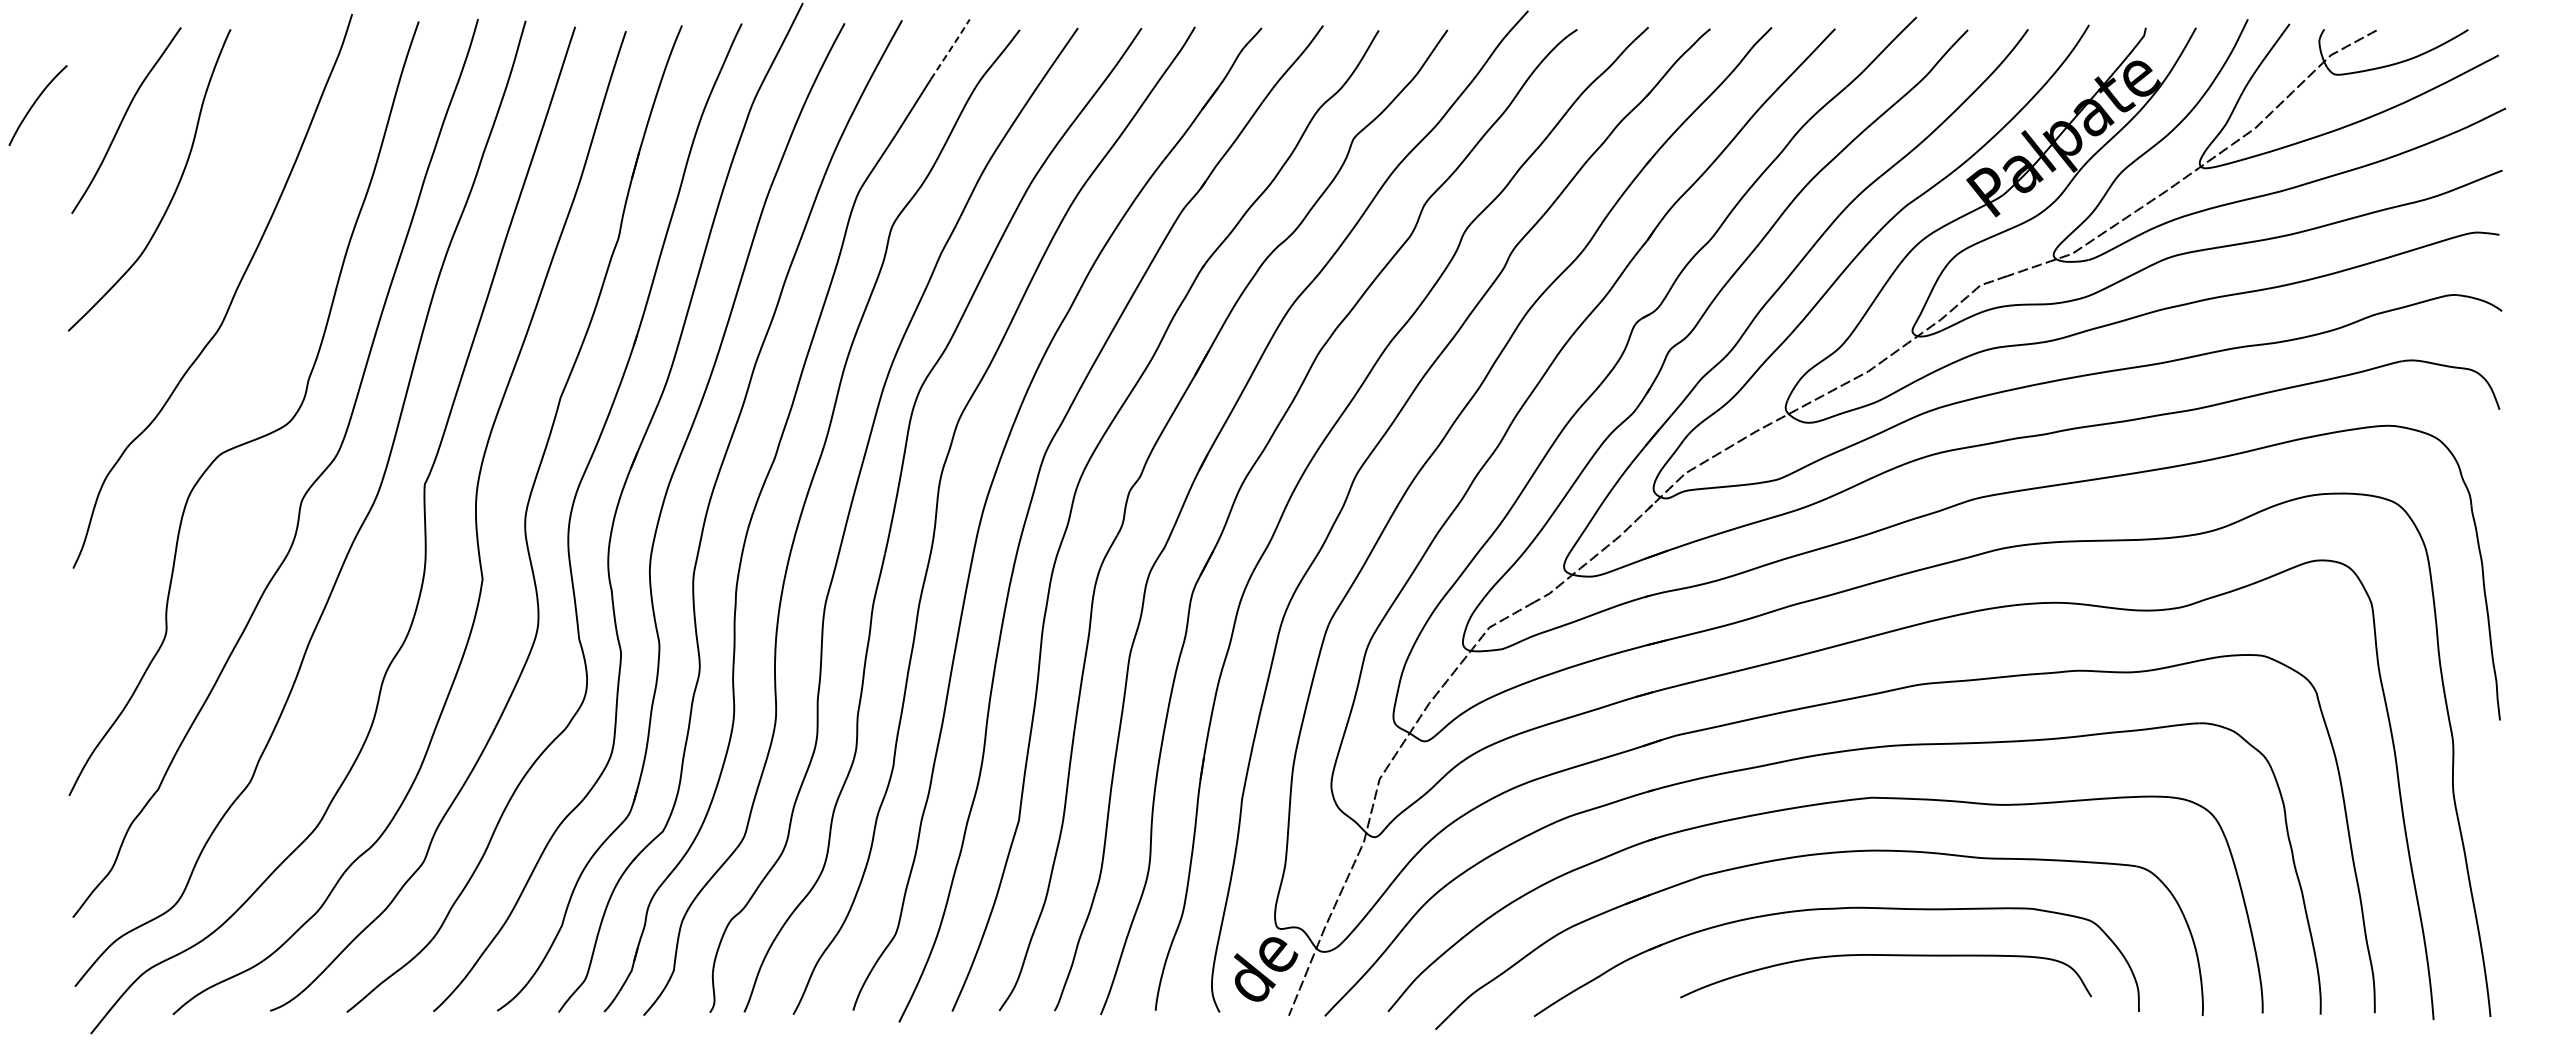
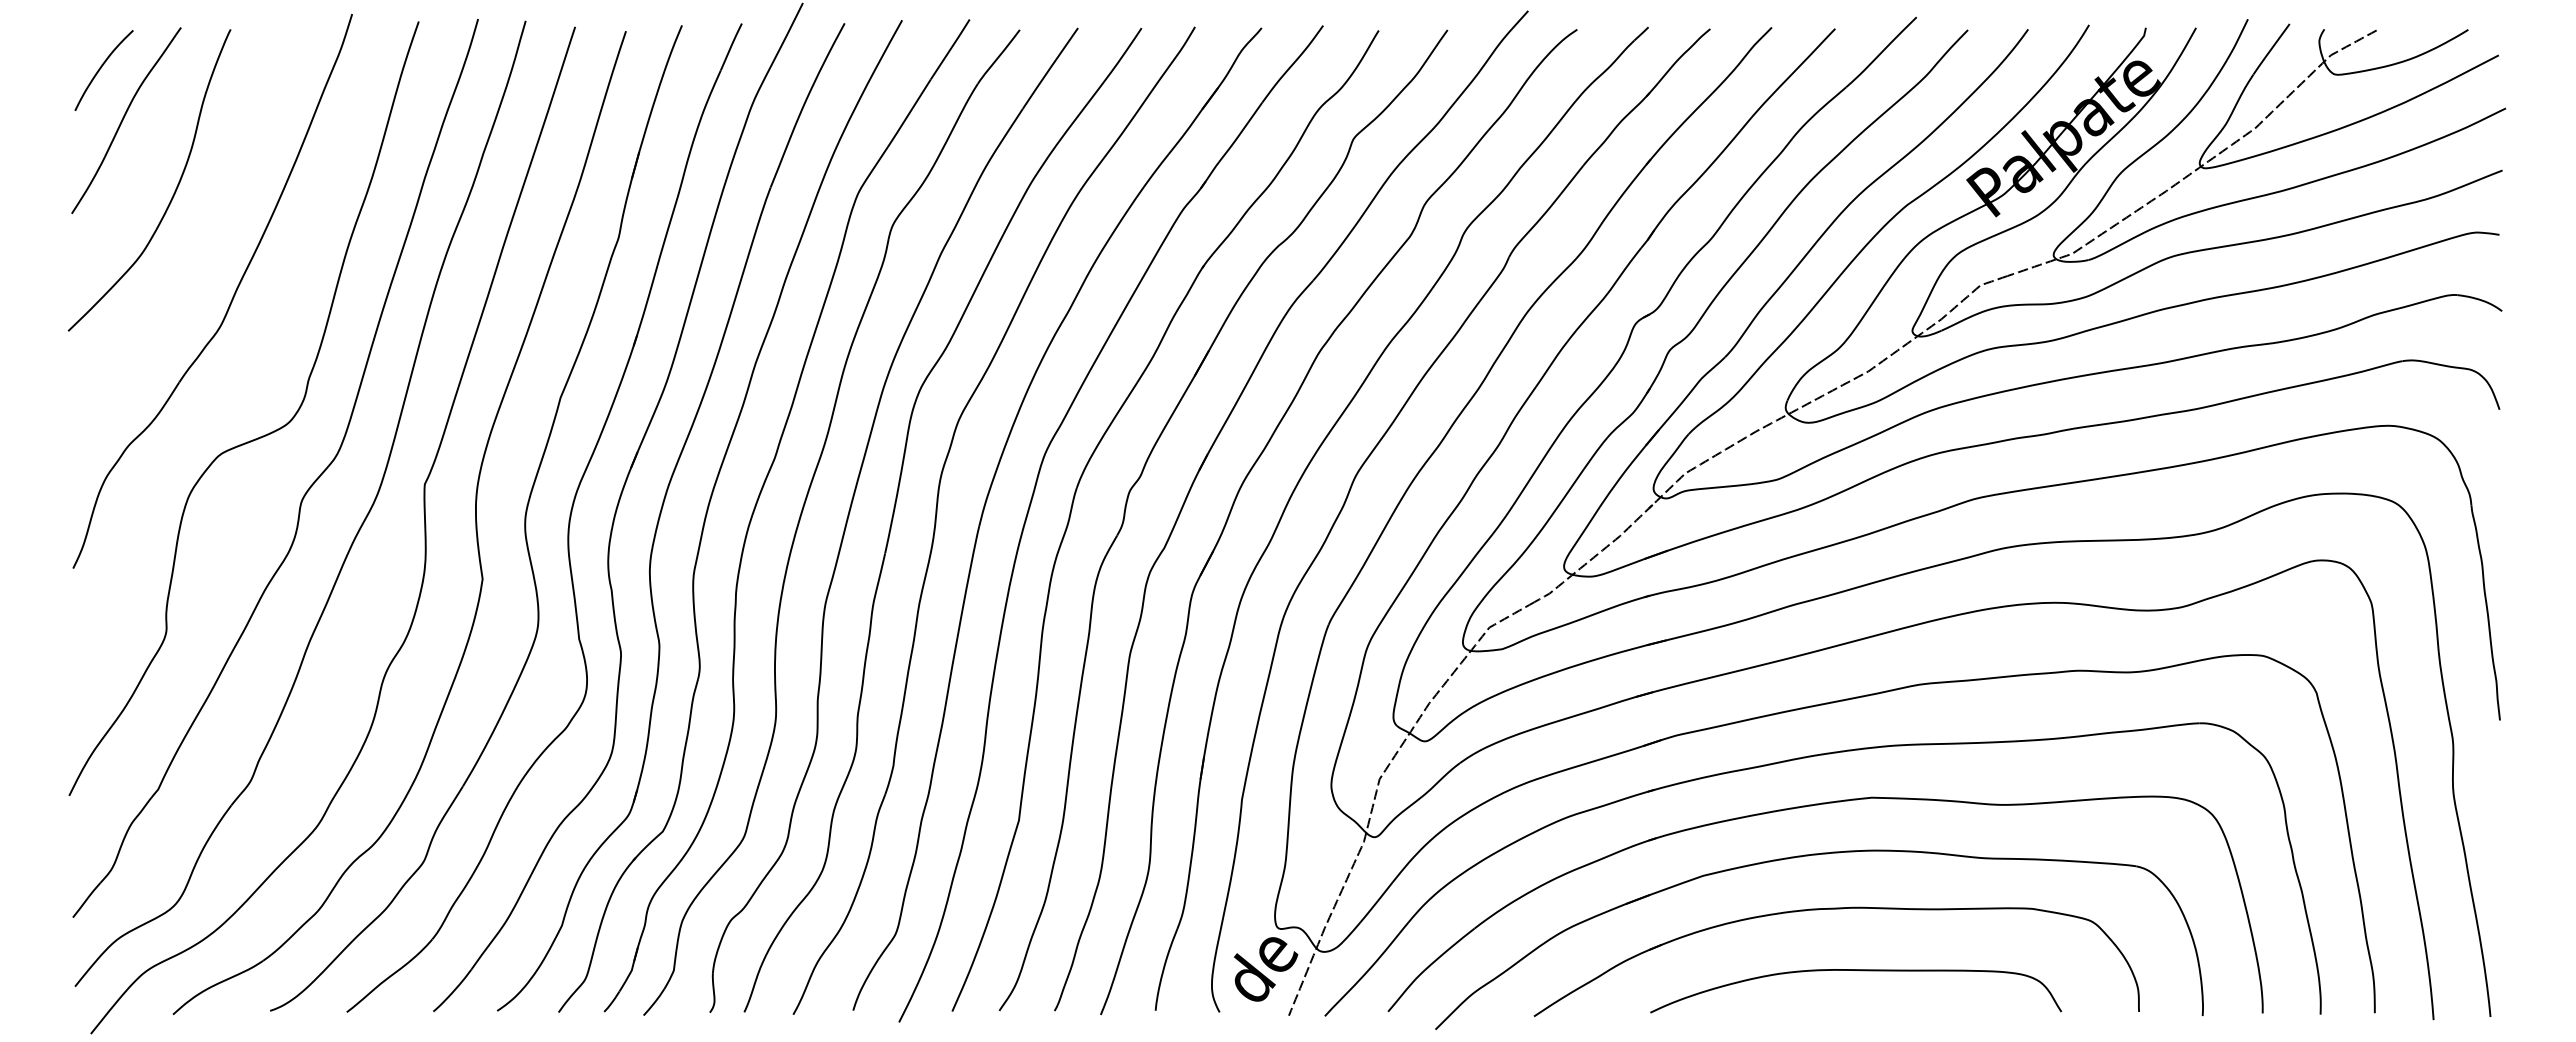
line: dashed -> solid (950, 48)
curve position: (35, 103) -> (101, 68) (101, 68)
curve position: (1890, 956) -> (1860, 971) (1860, 971)
